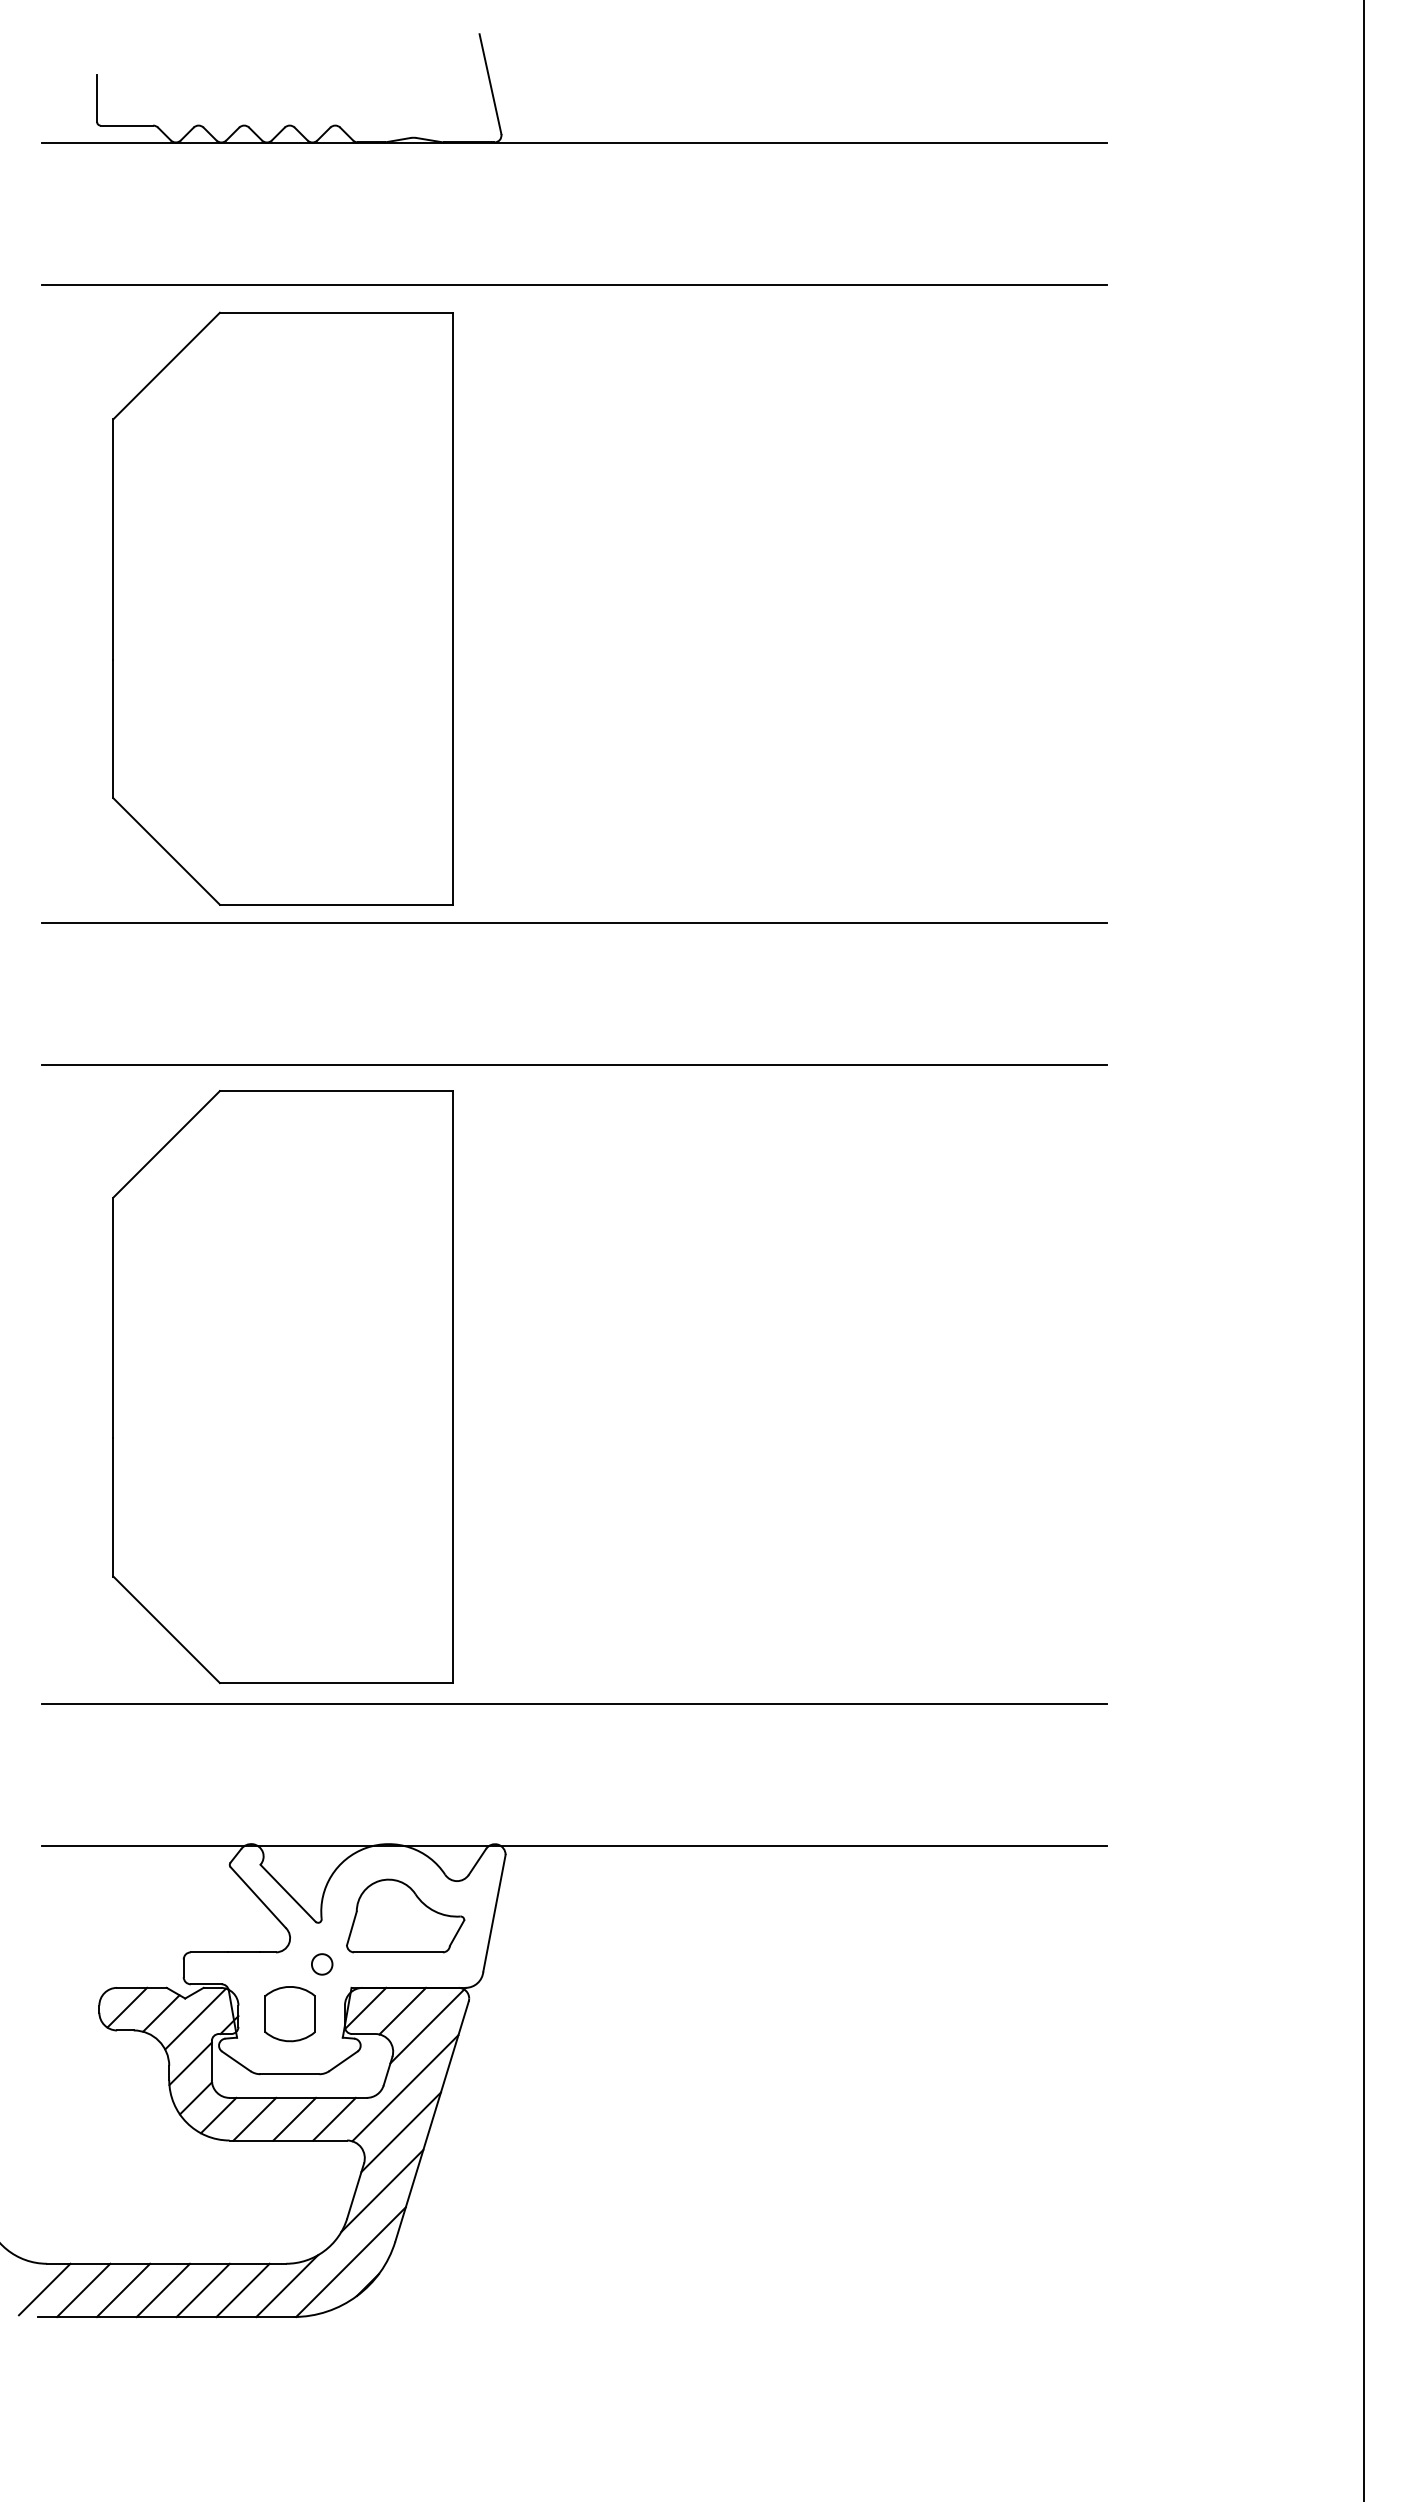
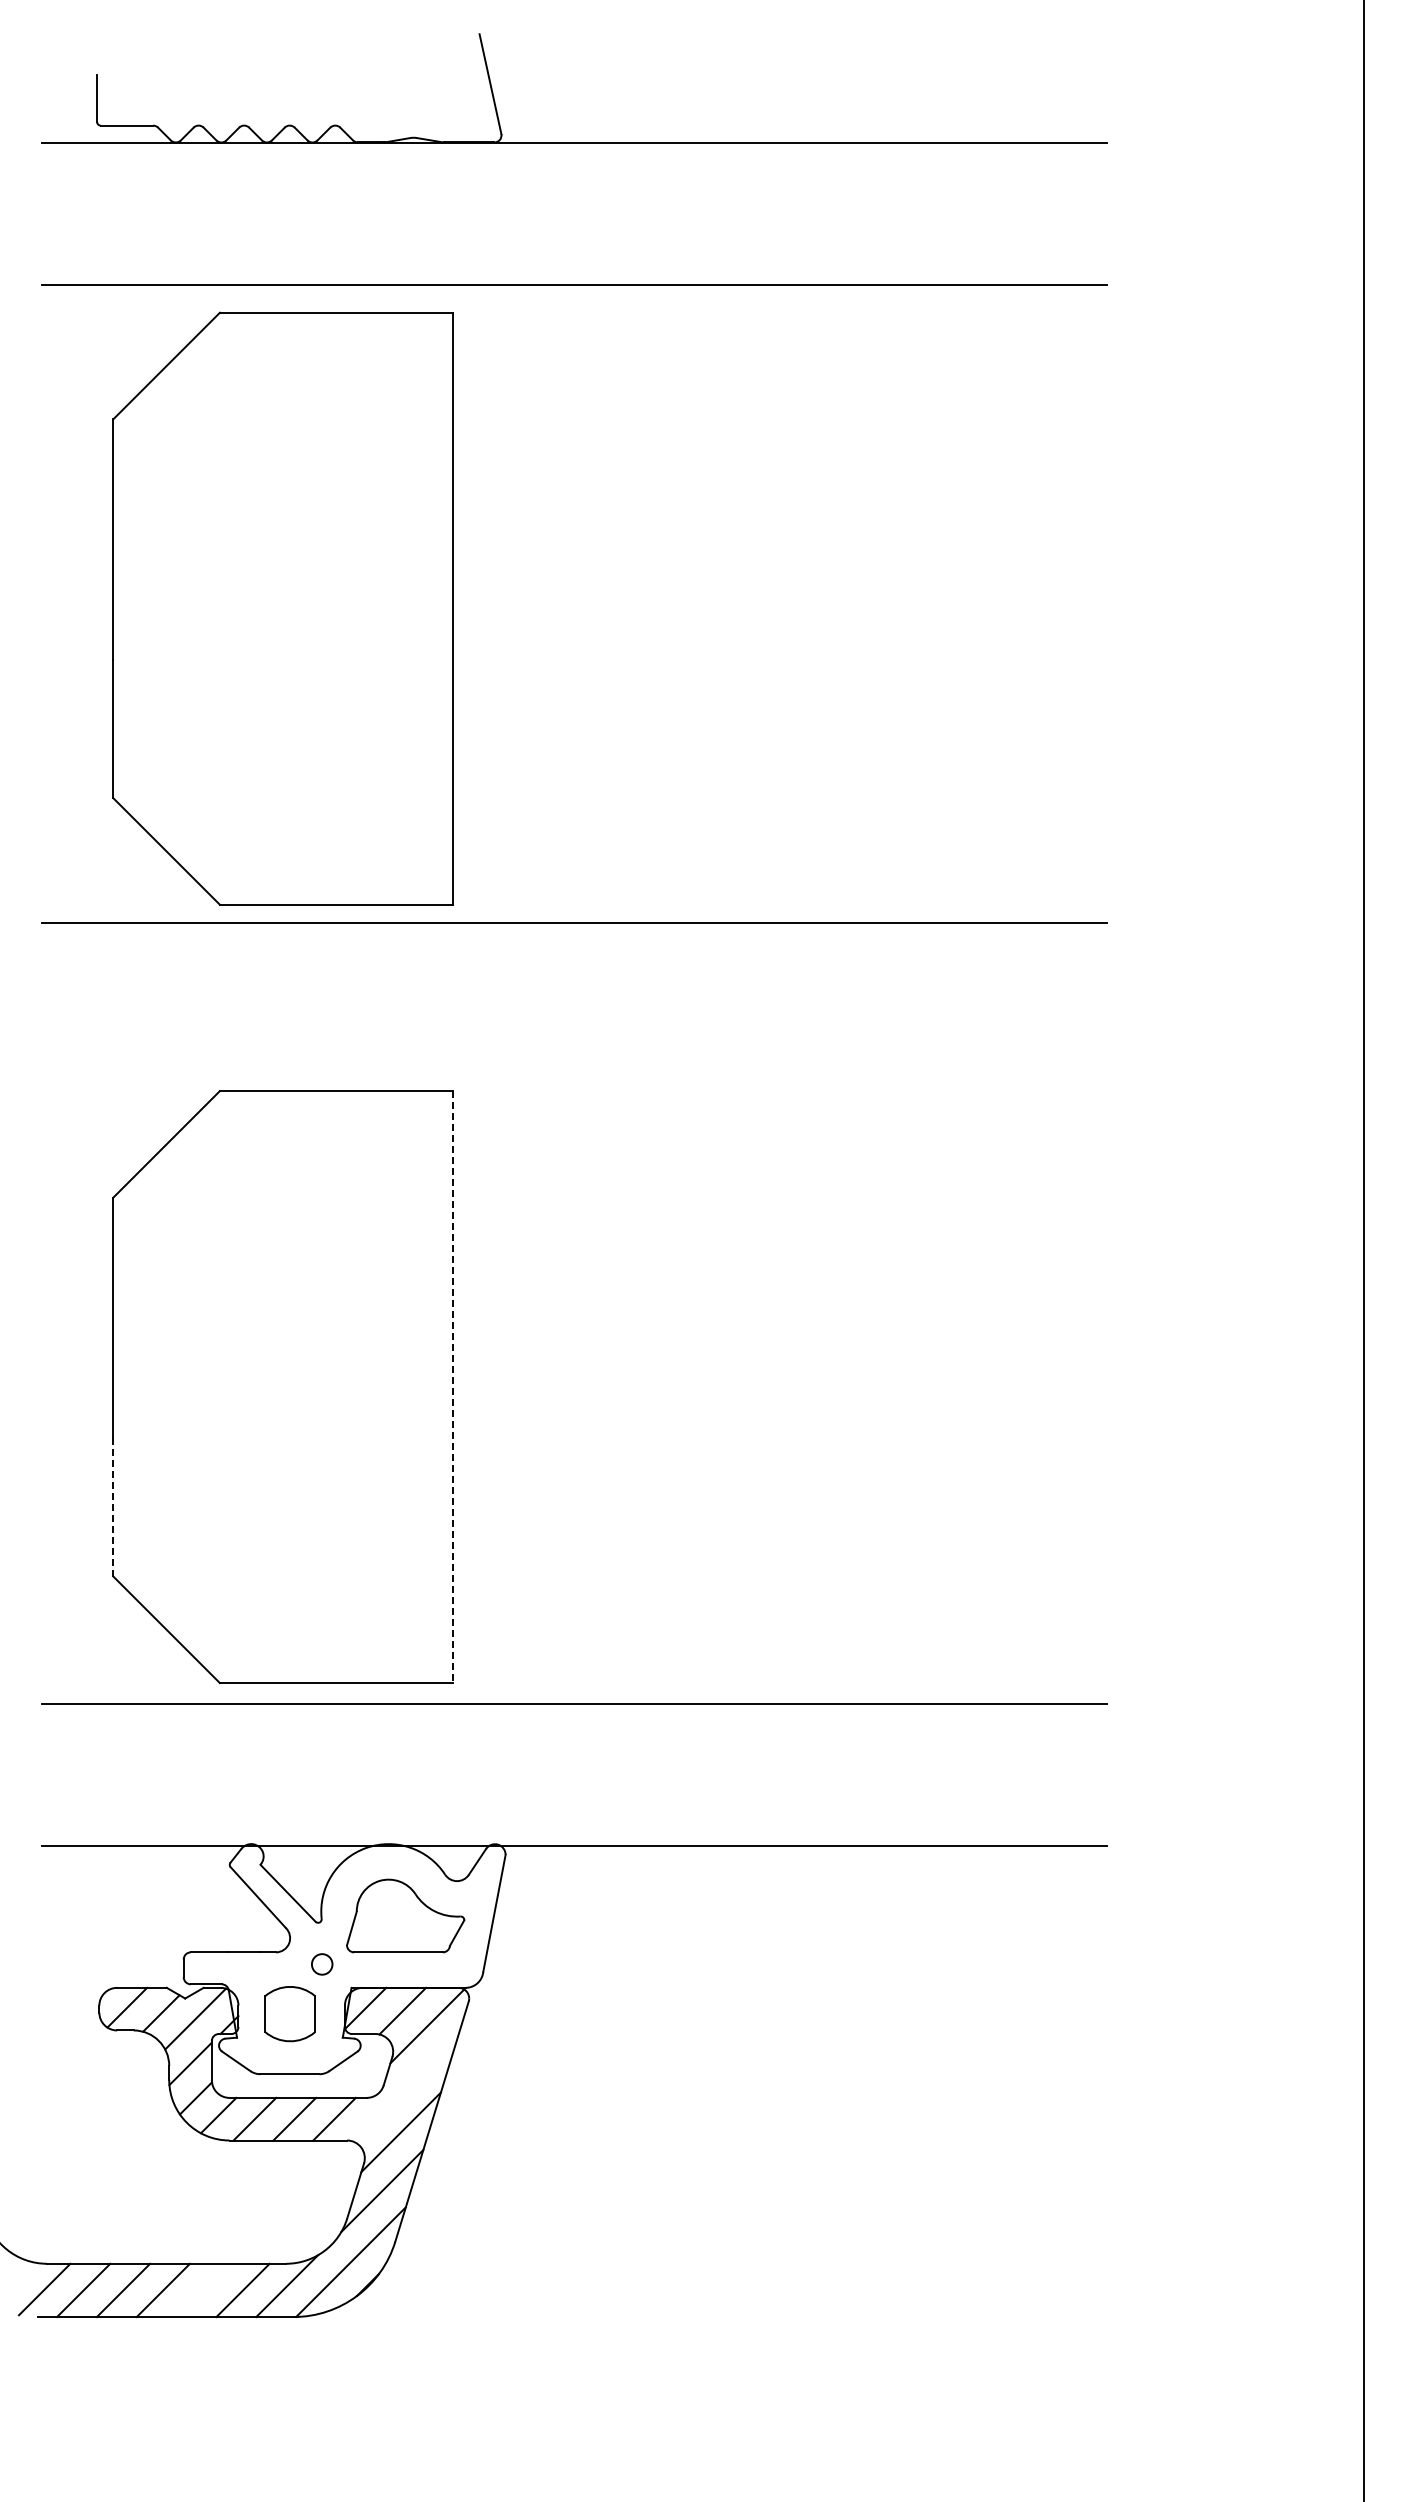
line: present -> none (574, 1065)
line: solid -> dashed (452, 1387)
line: solid -> dashed (113, 1507)
line: present -> none (405, 2088)
line: present -> none (202, 2290)
